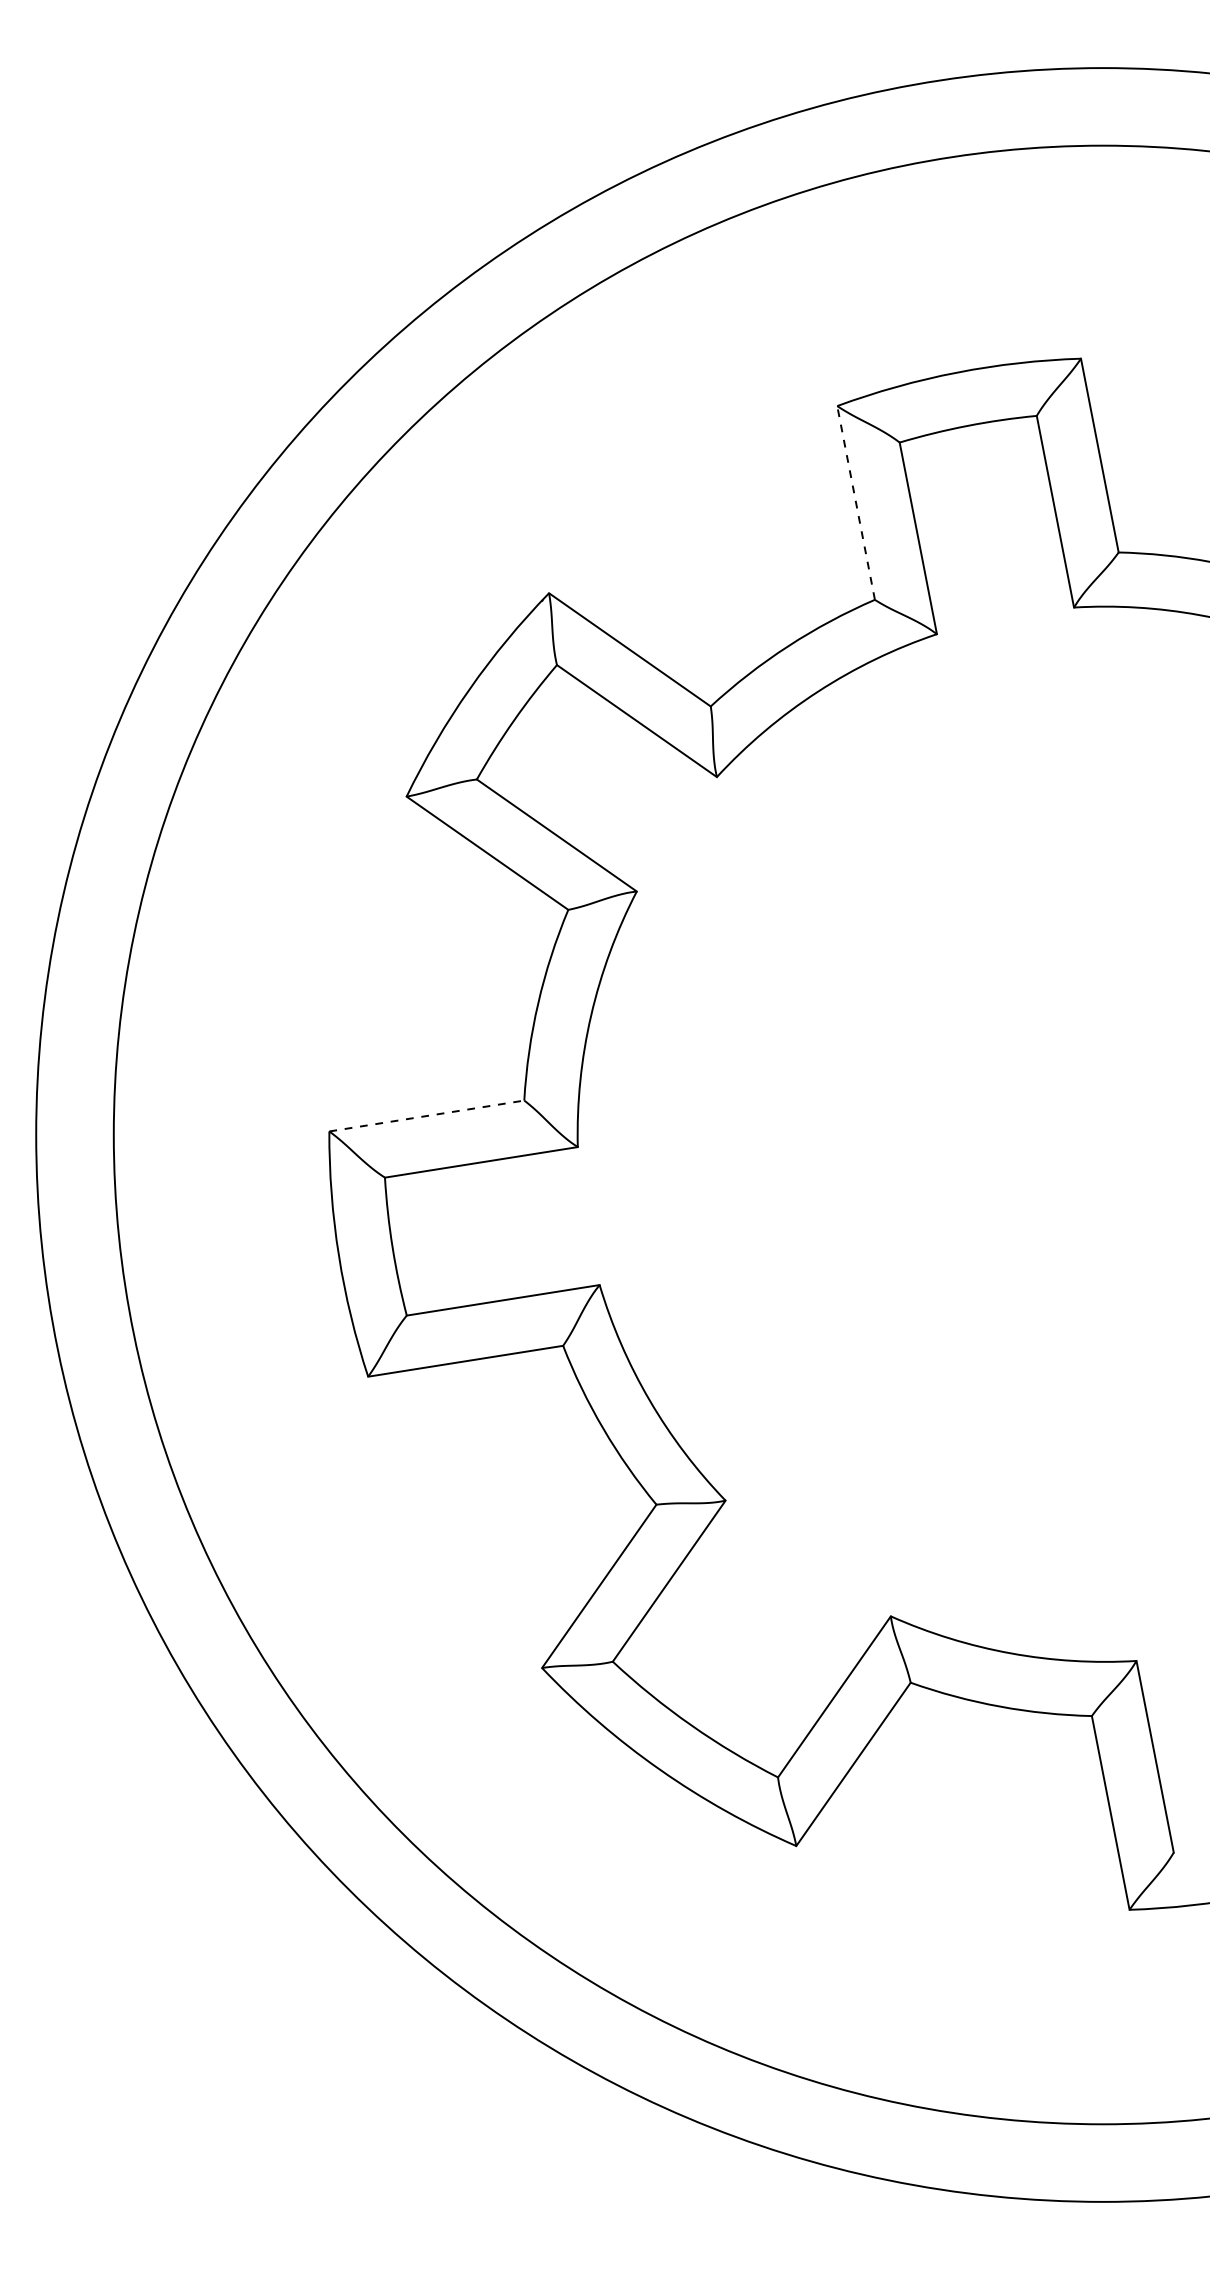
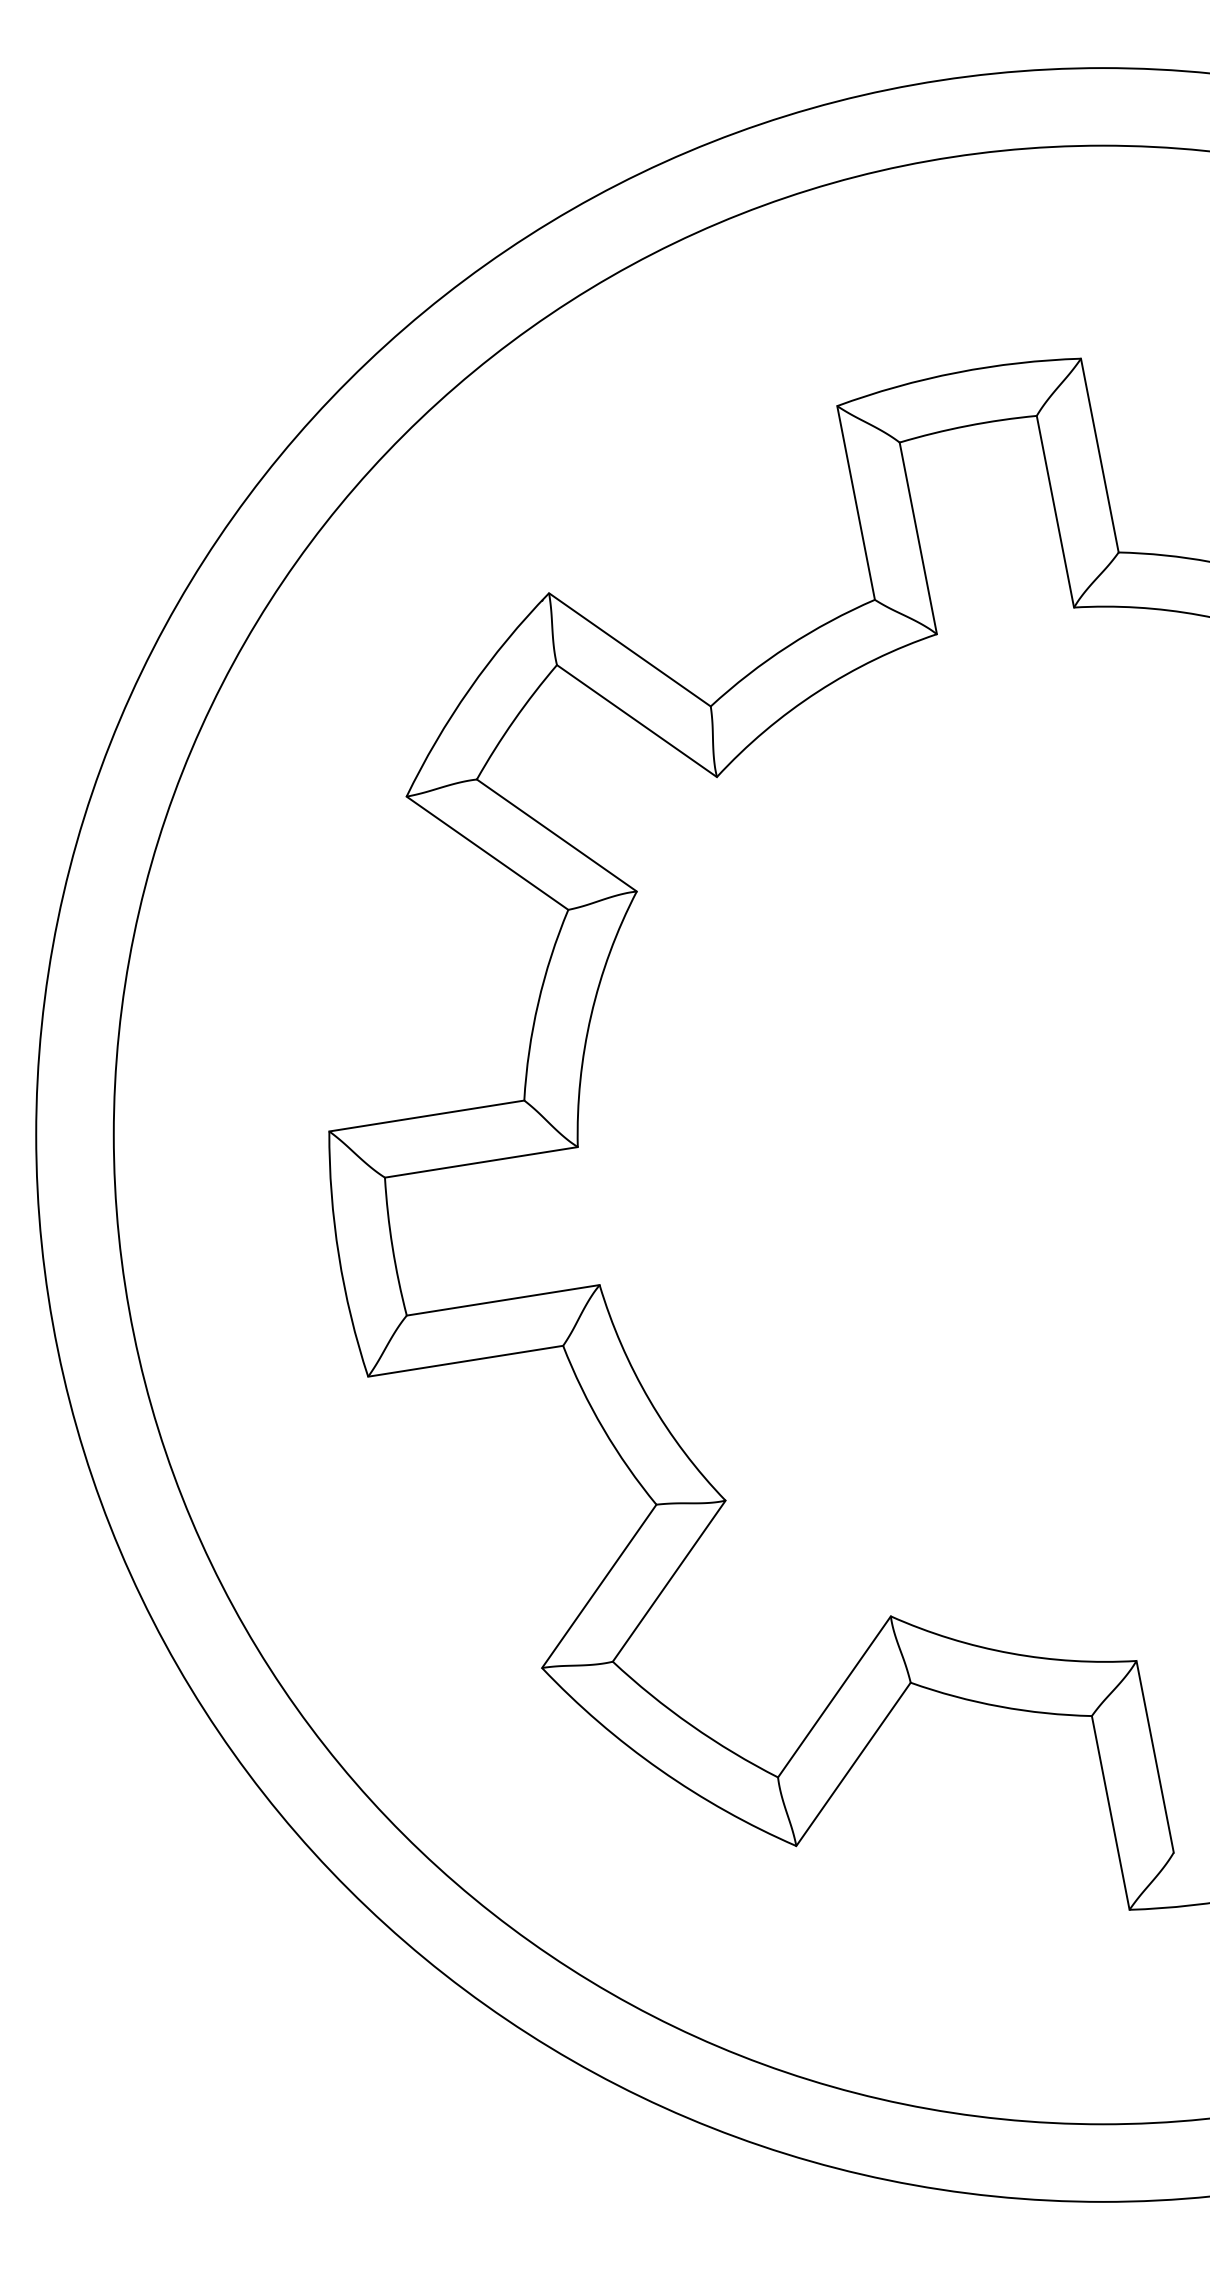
line: dashed -> solid (856, 502)
line: dashed -> solid (426, 1116)
